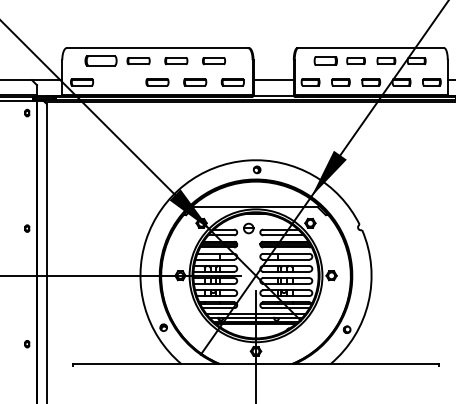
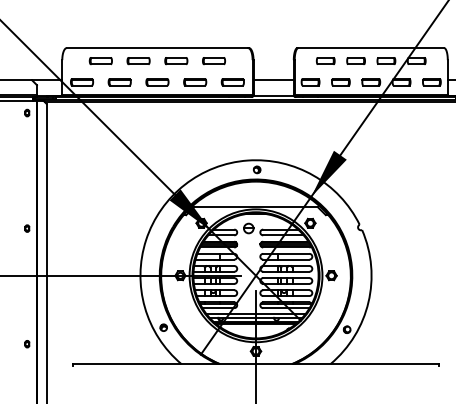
part size: 34x12 px -> 25x9 px (100, 61)
part size: 25x10 px -> 21x8 px (325, 60)
part: none -> present (119, 82)
